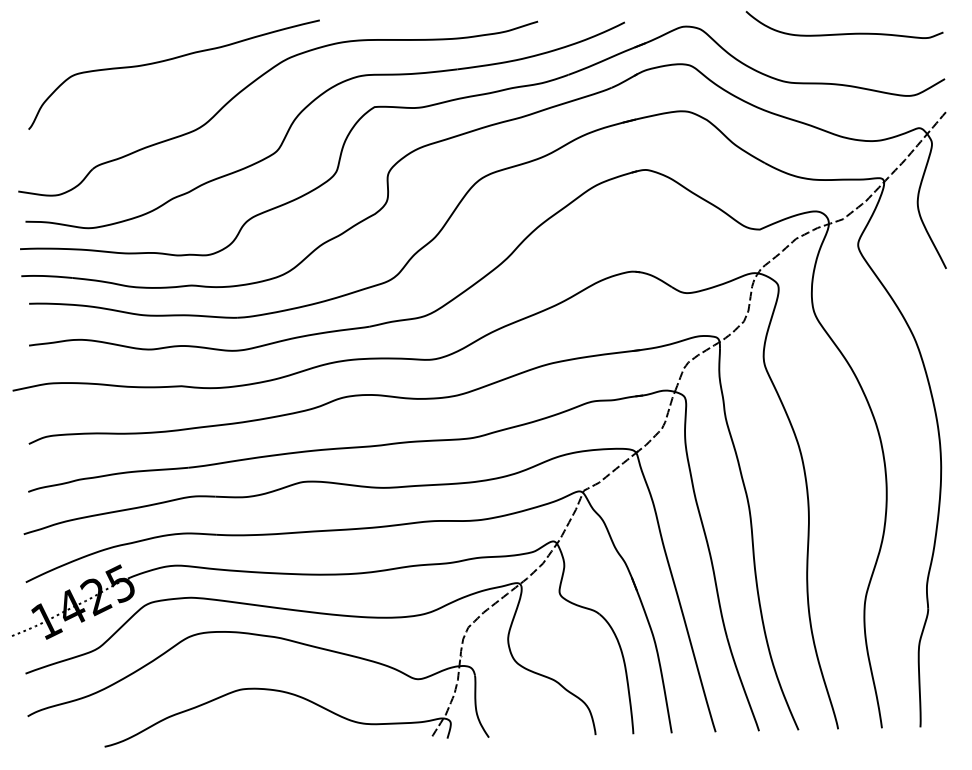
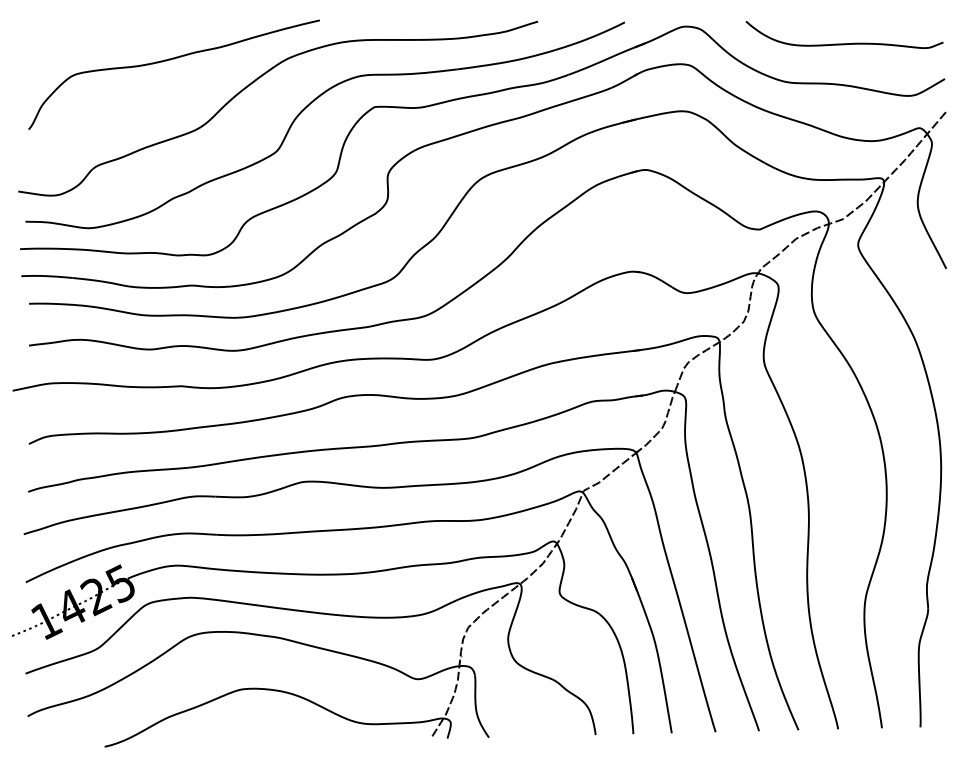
curve position: (844, 33) -> (844, 43) (844, 43)
